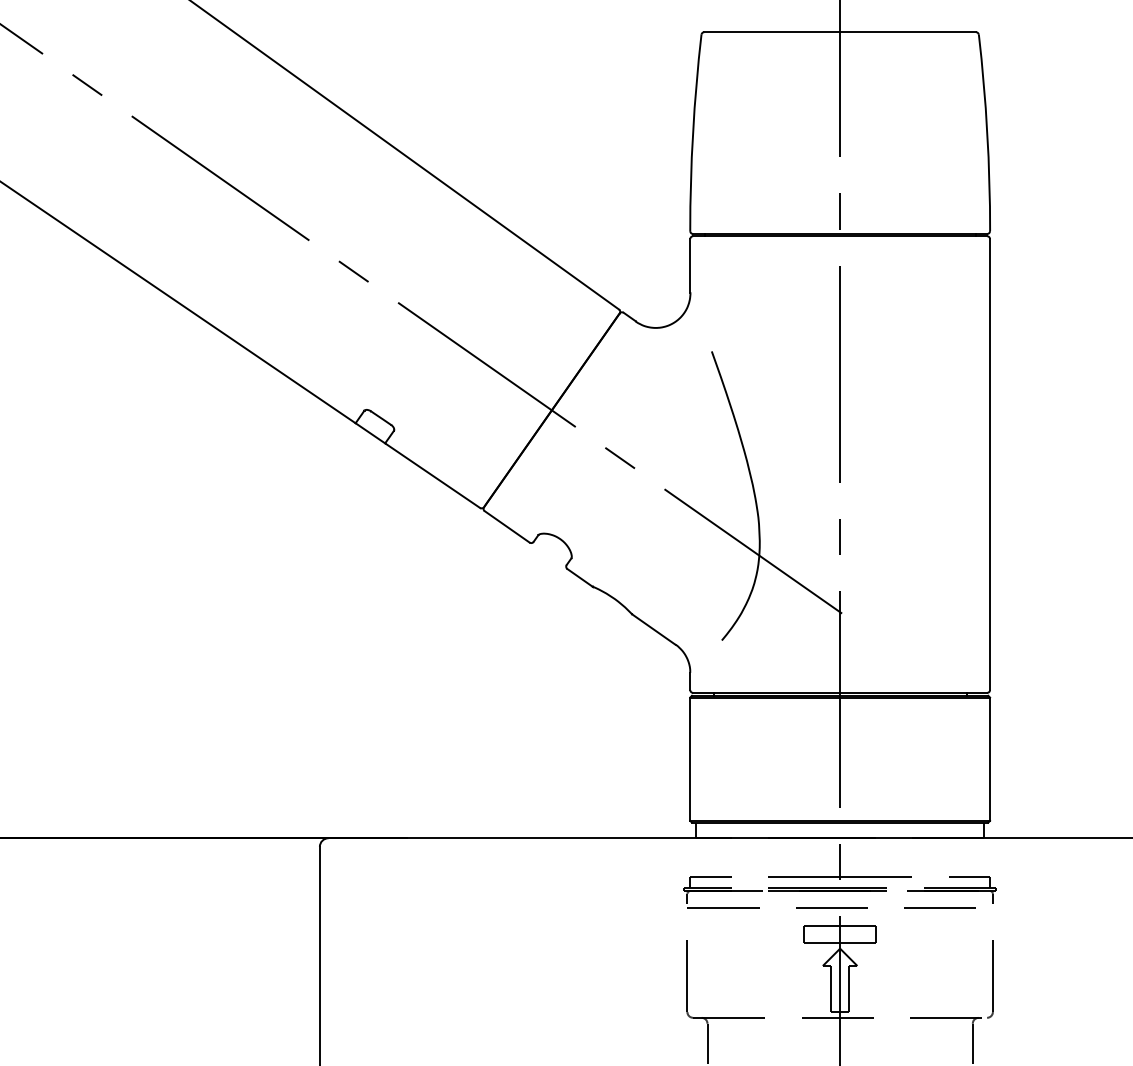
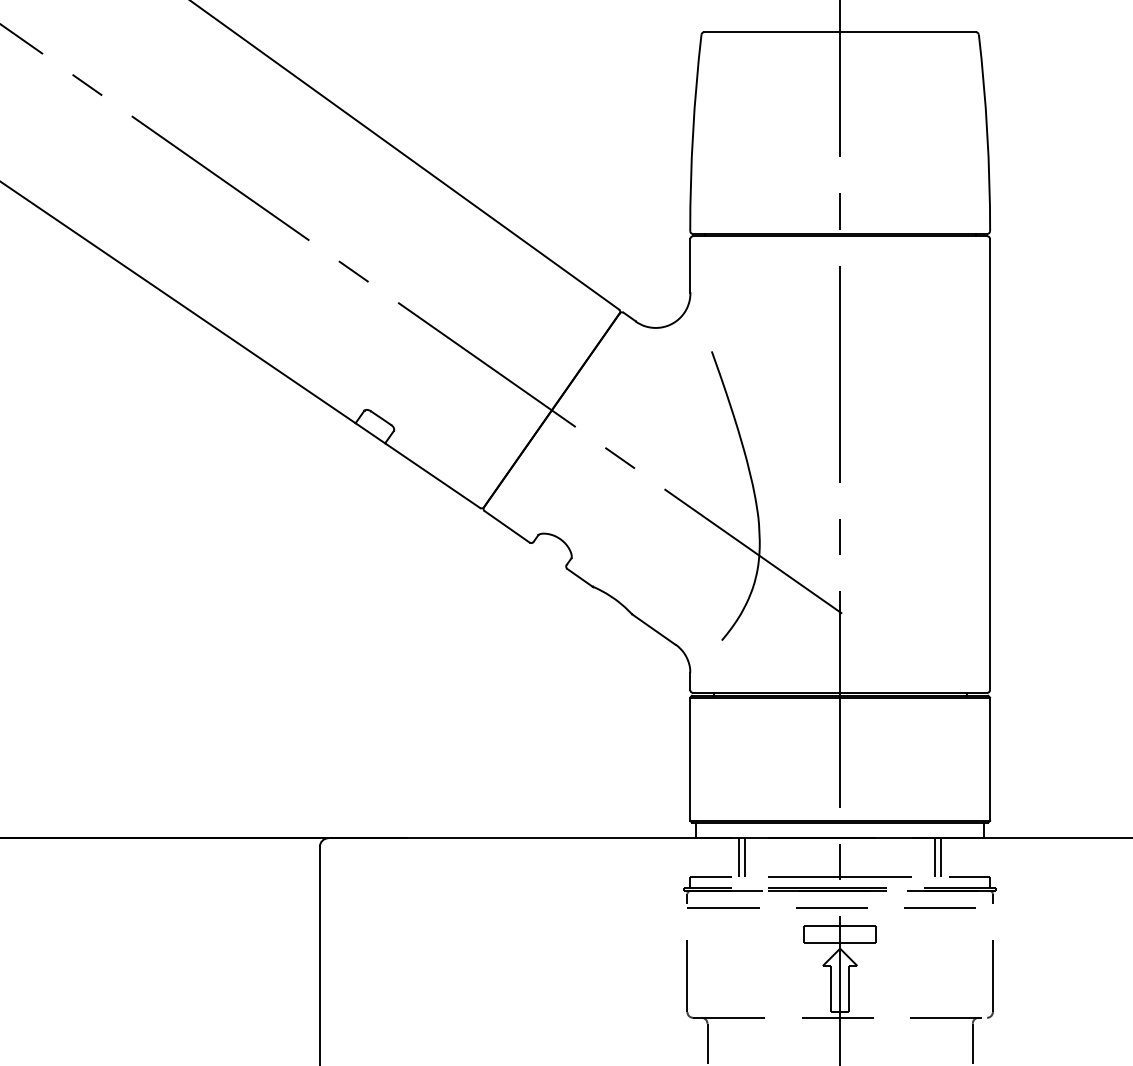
line: none -> present (739, 857)
line: none -> present (745, 857)
line: none -> present (935, 857)
line: none -> present (941, 857)
